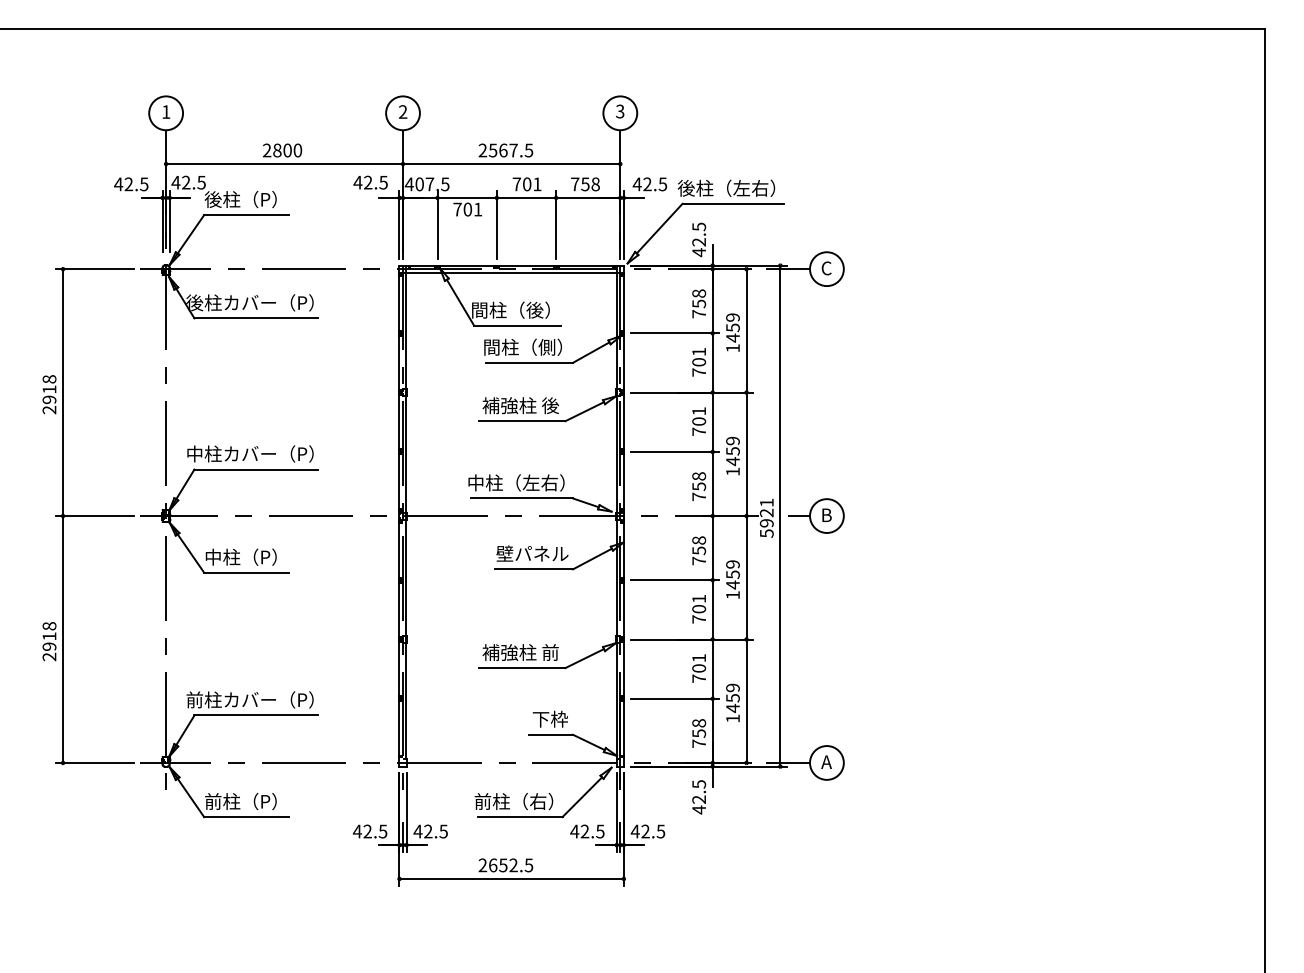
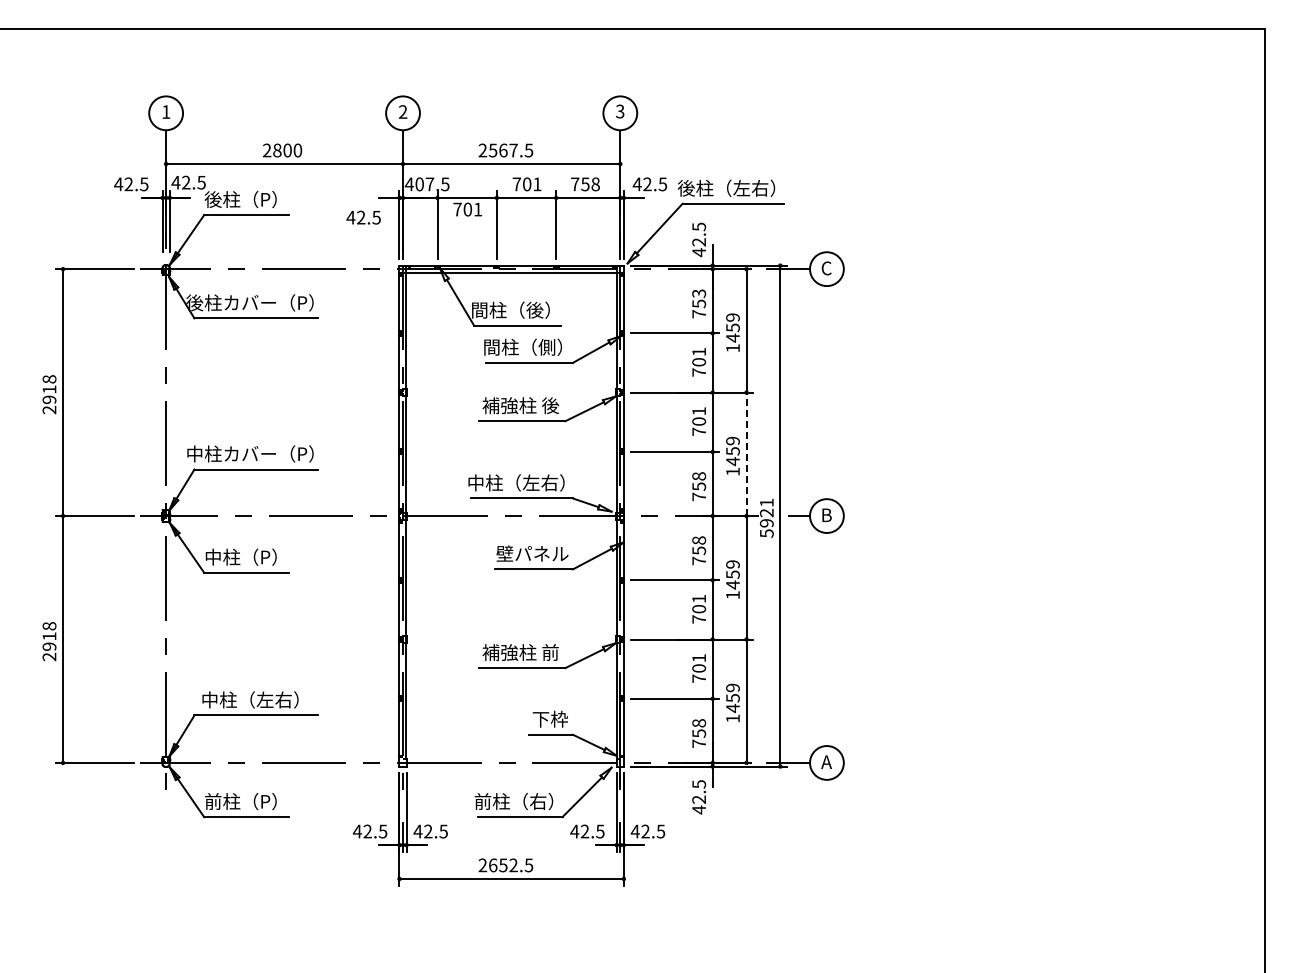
text position: (370, 182) -> (363, 217) (363, 217)
text: 758 -> 753 (698, 293)
line: solid -> dashed (746, 454)
text: 前柱カバー（P） -> 中柱（左右） (249, 699)
